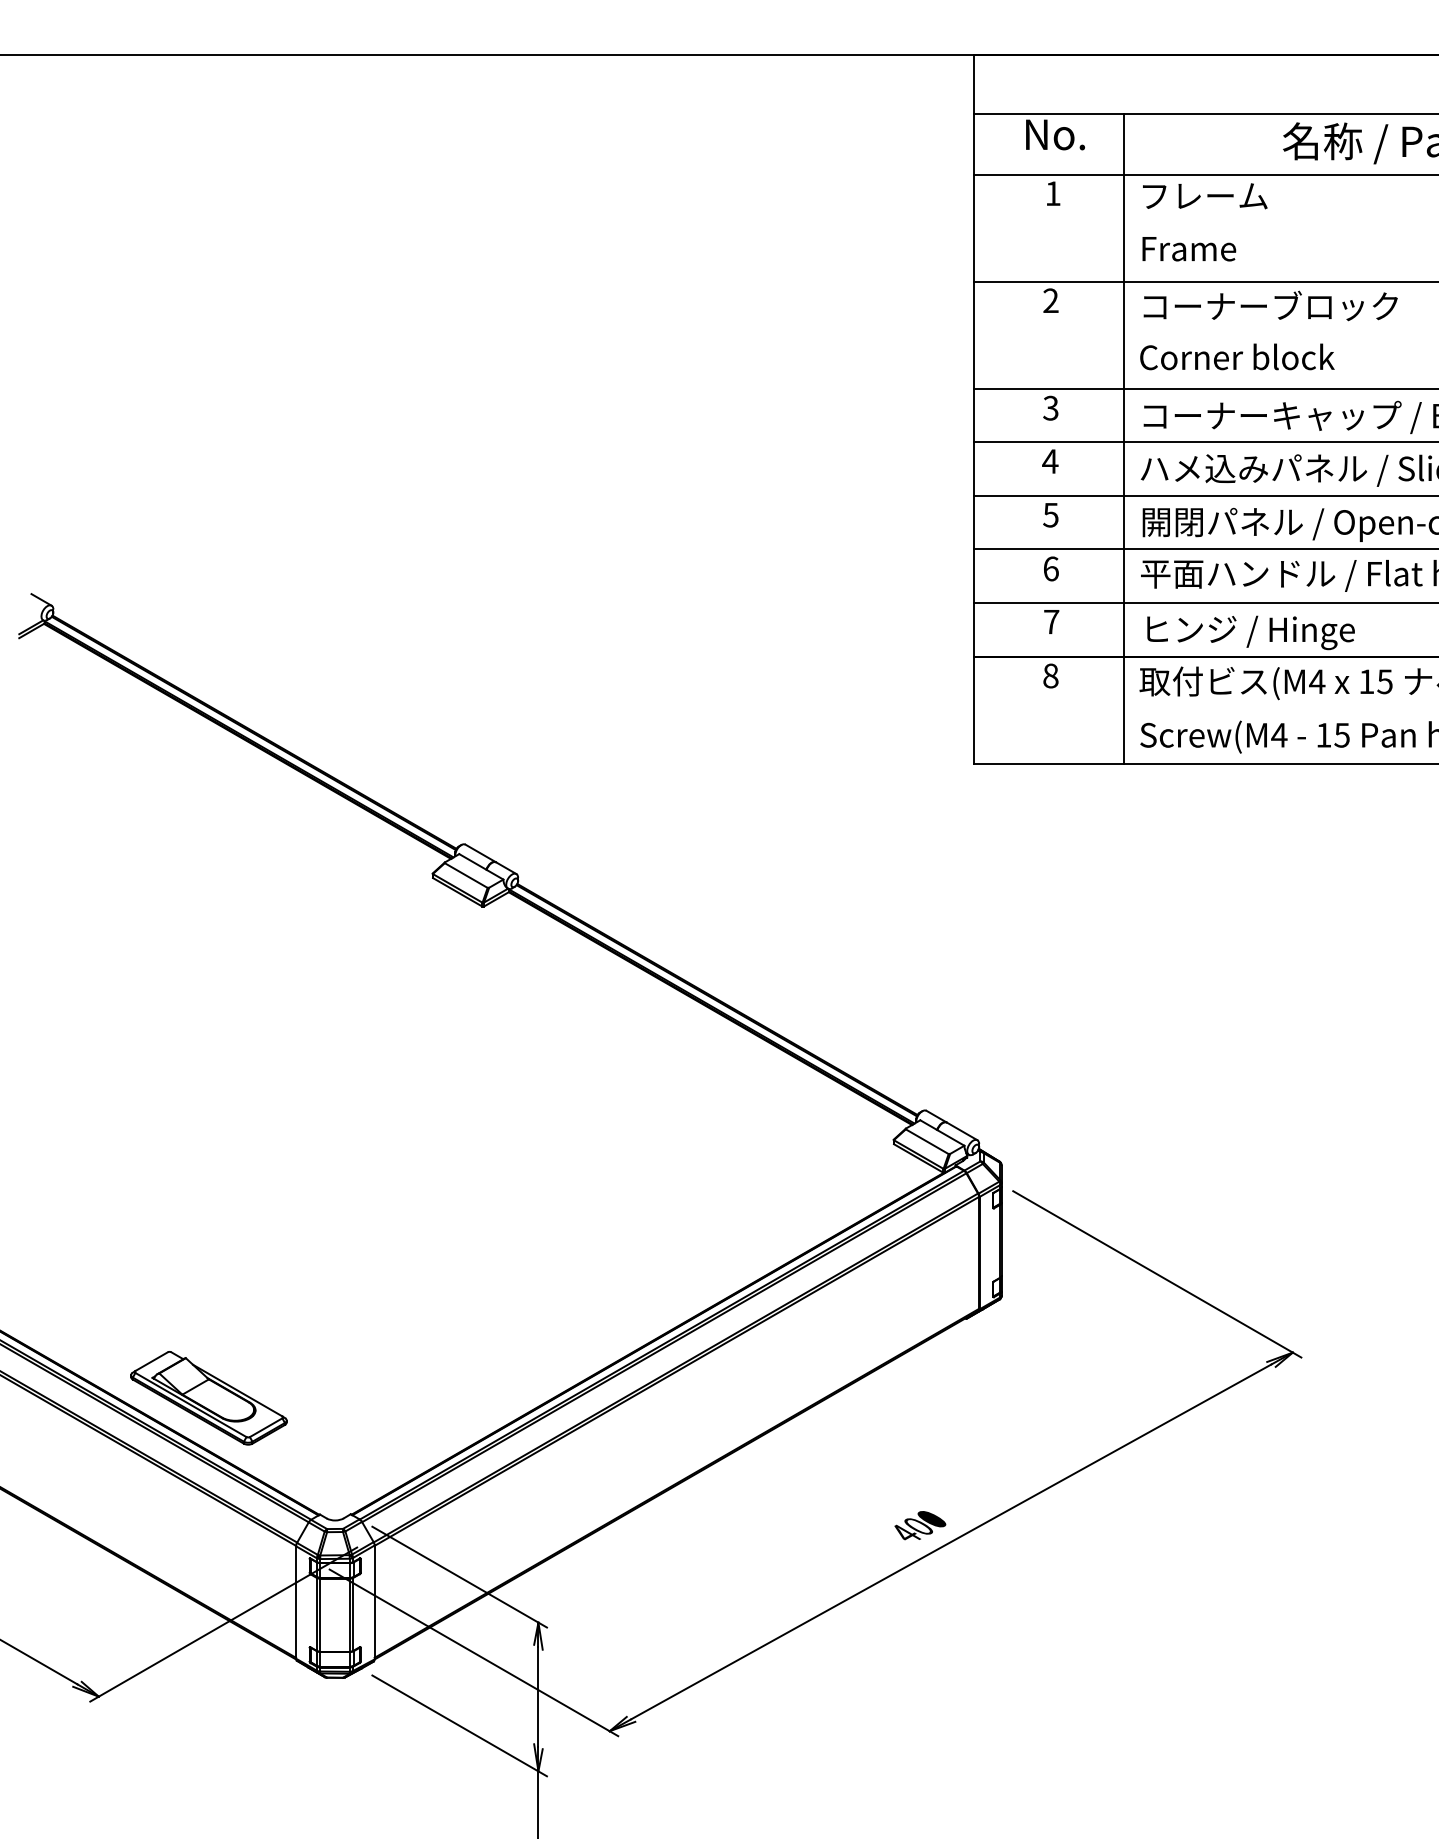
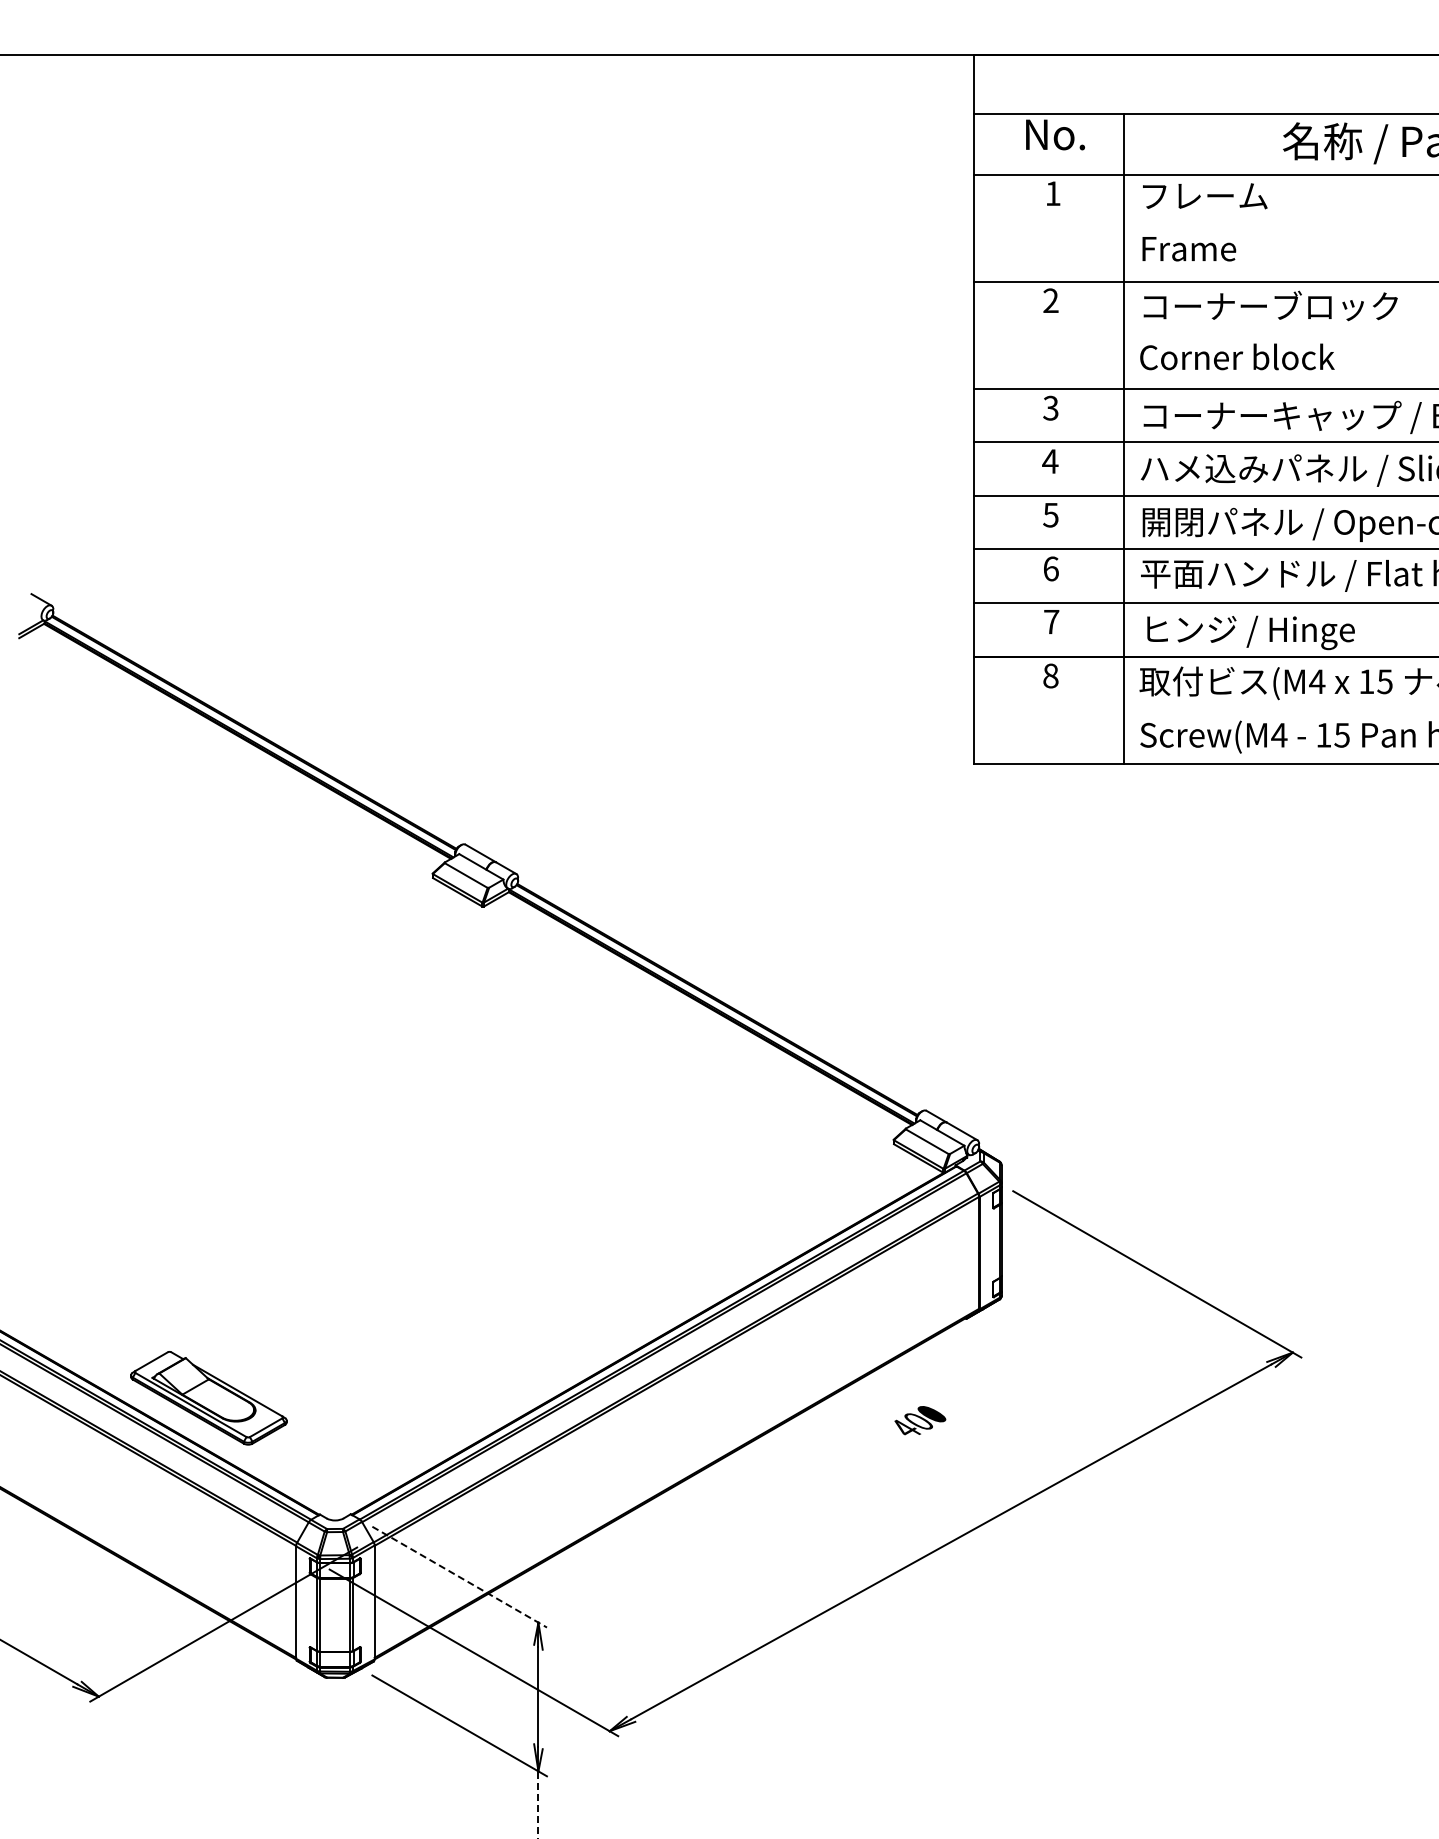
text position: (920, 1525) -> (920, 1420) (920, 1420)
line: solid -> dashed (459, 1577)
line: solid -> dashed (538, 1805)
